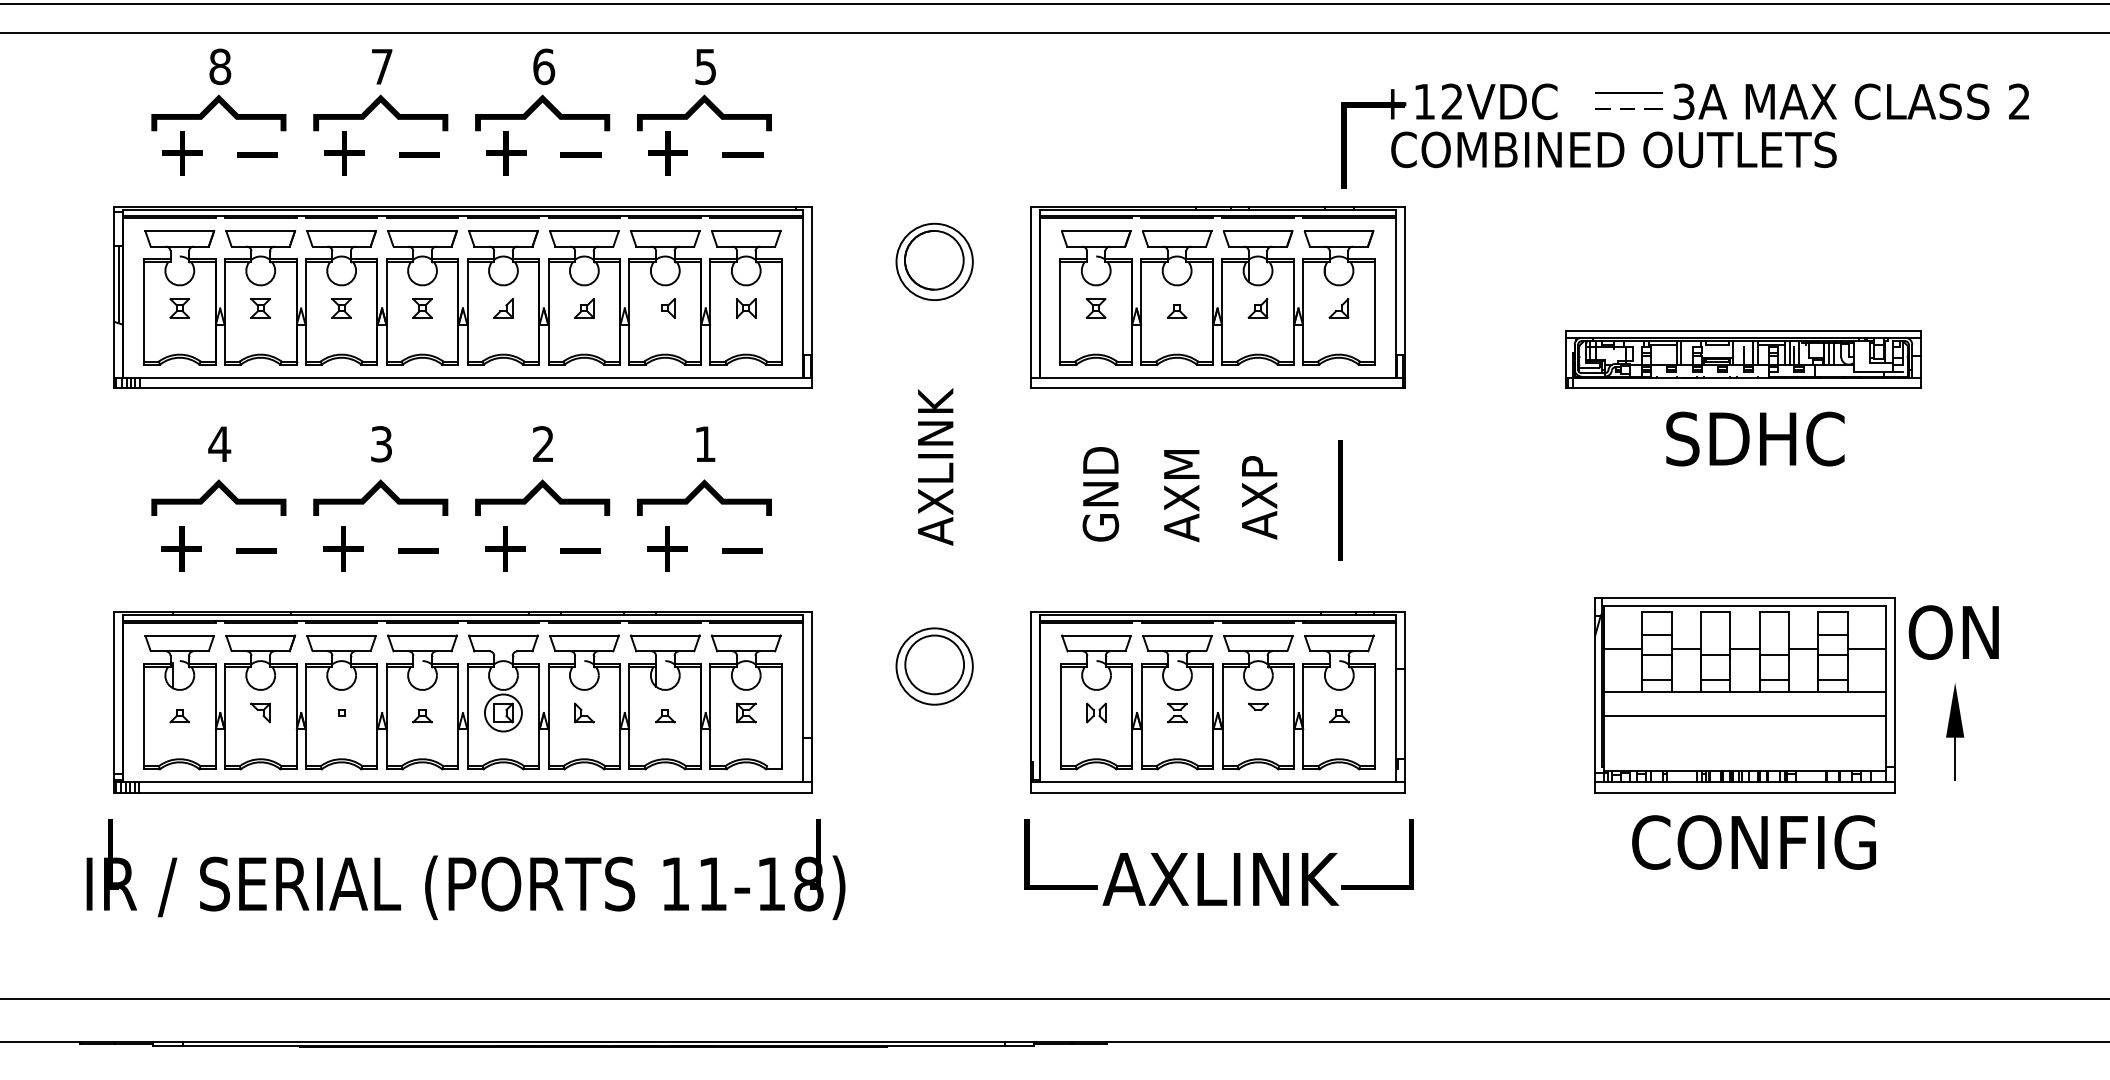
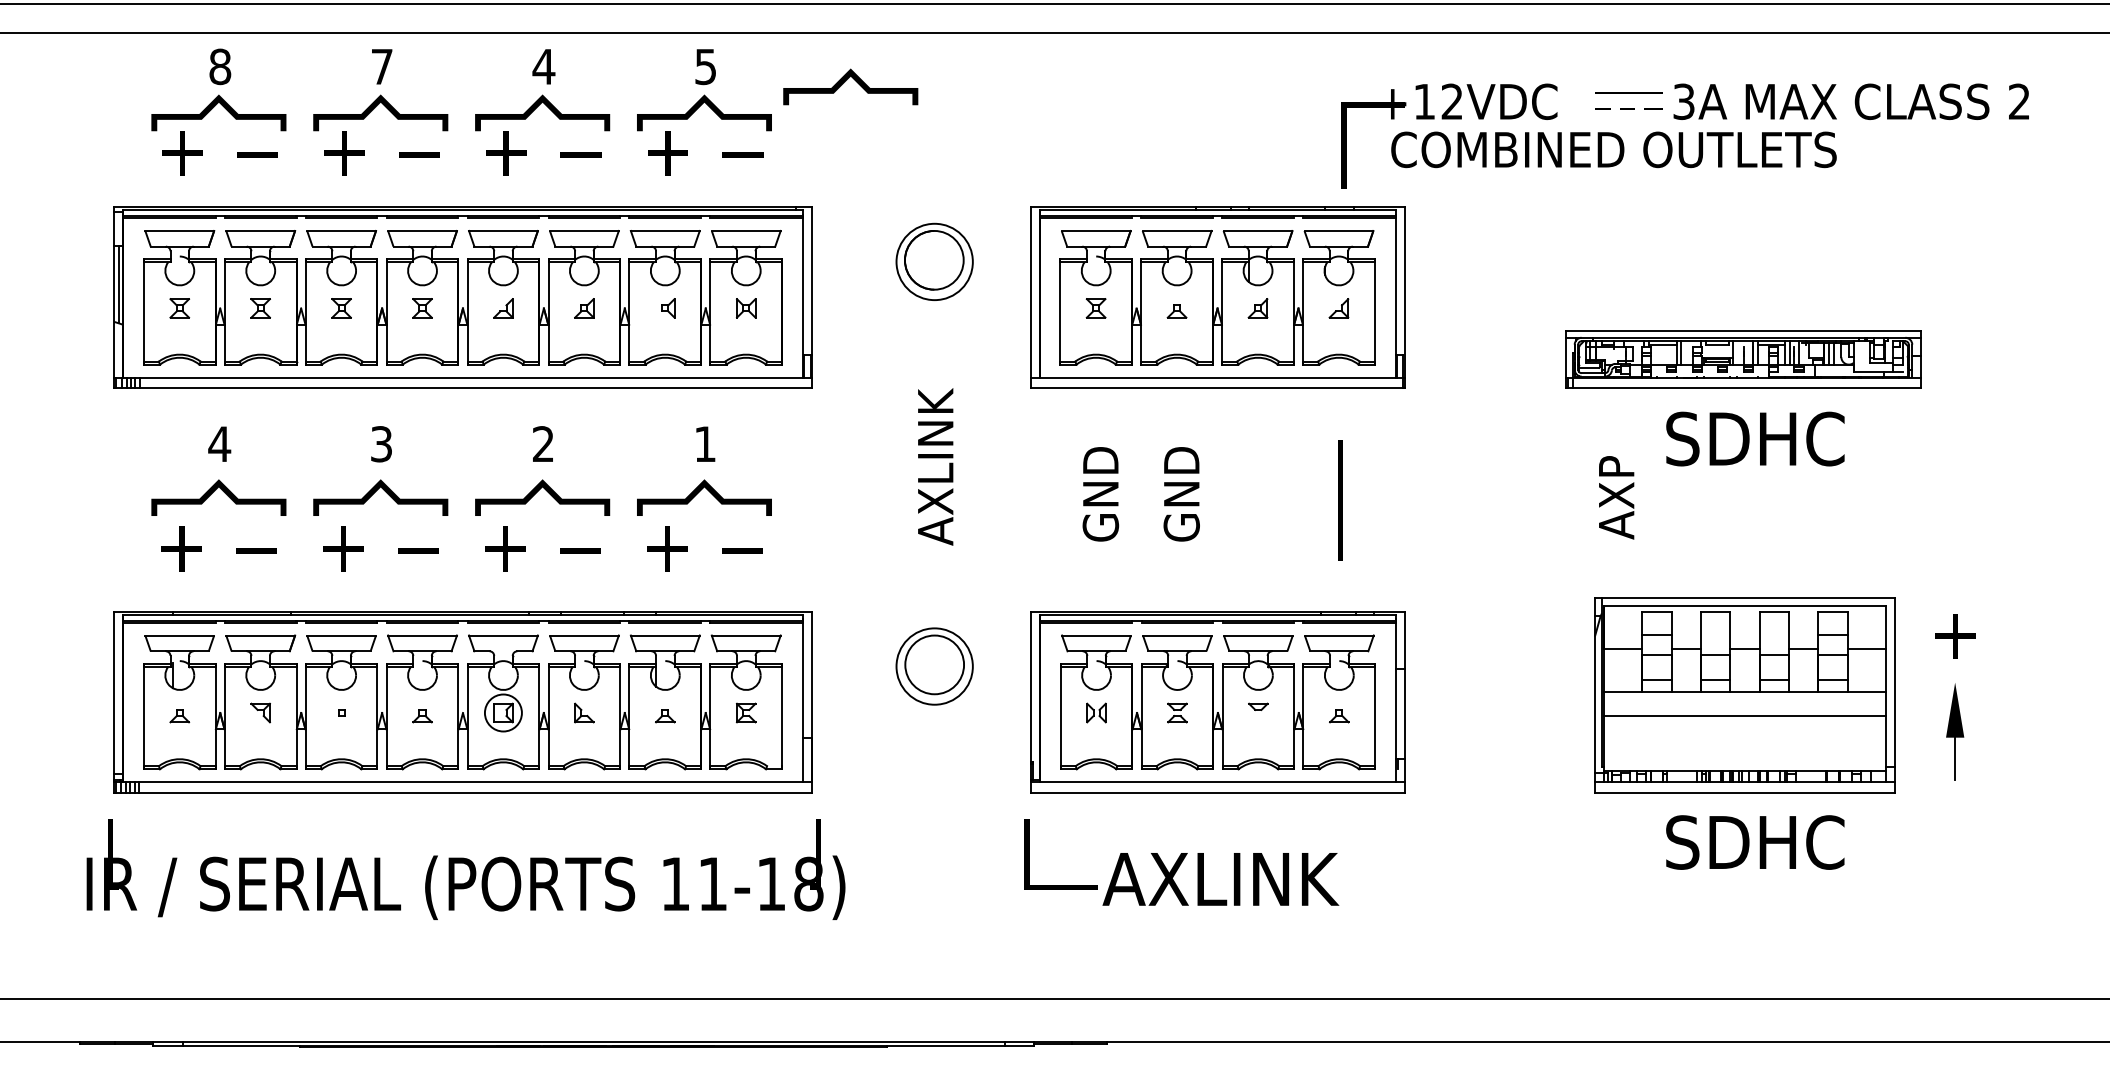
text: 6 -> 4 (543, 66)
curve: none -> present (846, 81)
text: AXM -> GND (1181, 494)
text position: (1259, 497) -> (1616, 497) (1616, 497)
text: ON -> + (1953, 632)
text: CONFIG -> SDHC (1753, 842)
line: present -> none (1377, 885)
